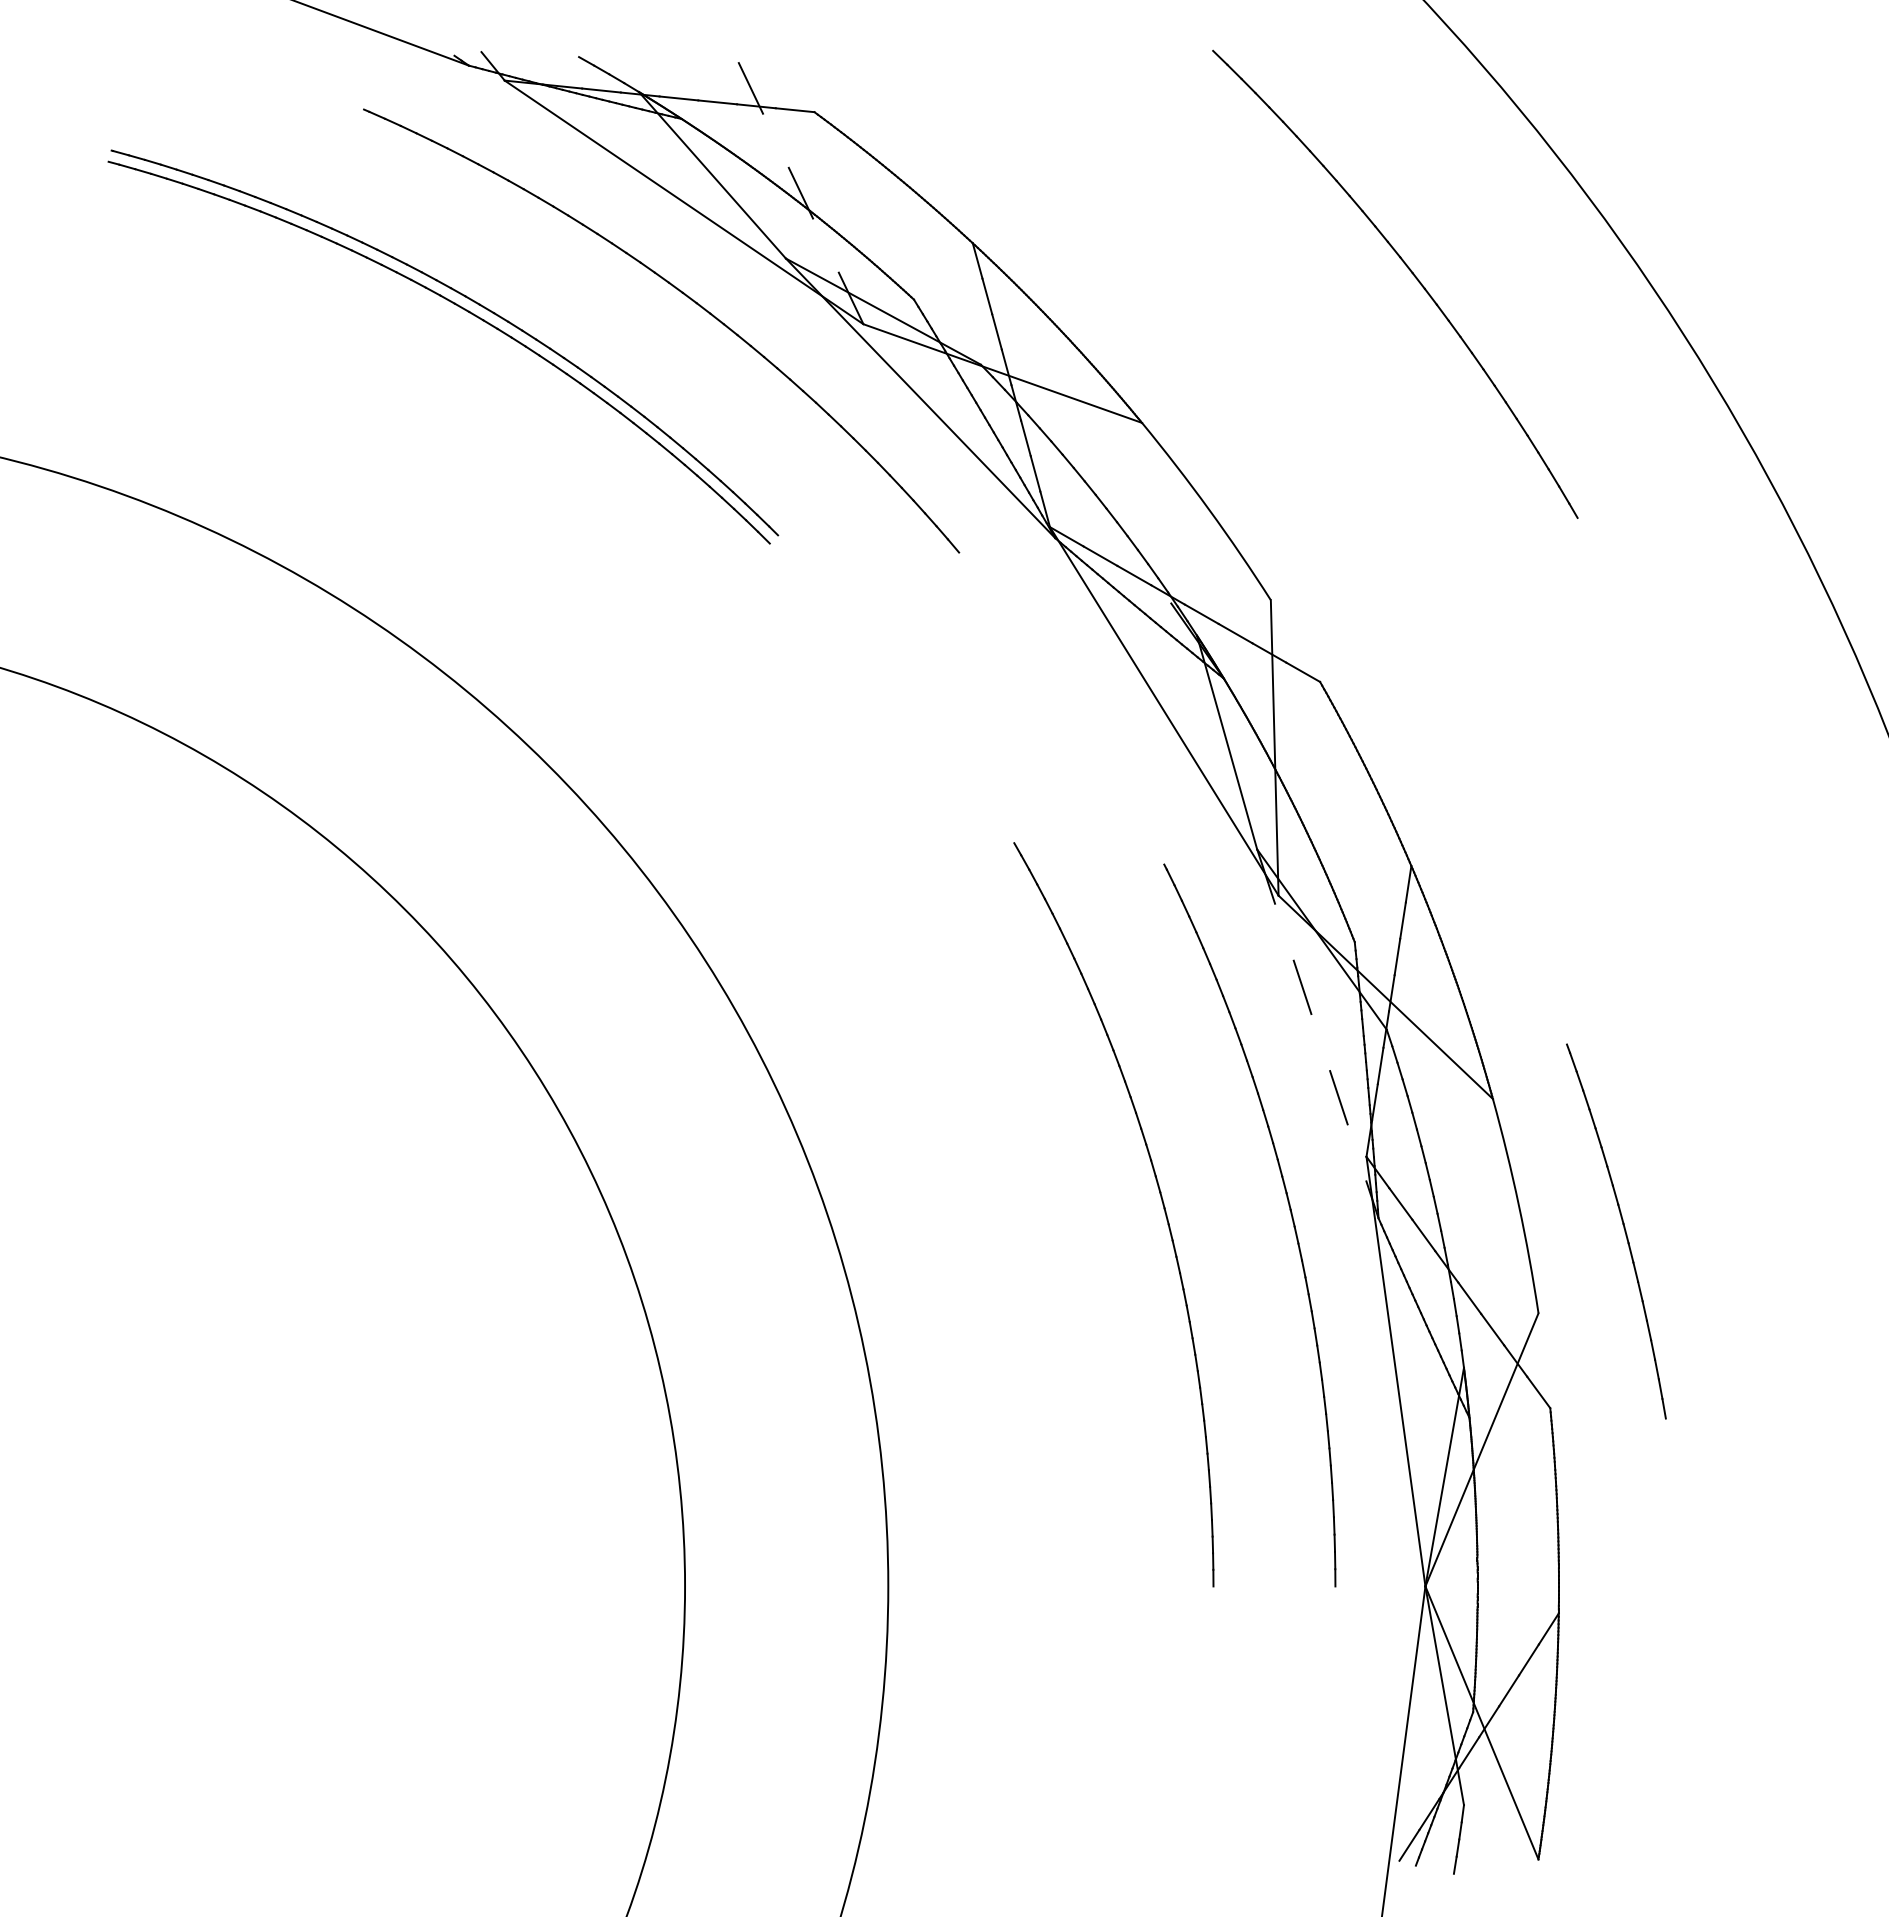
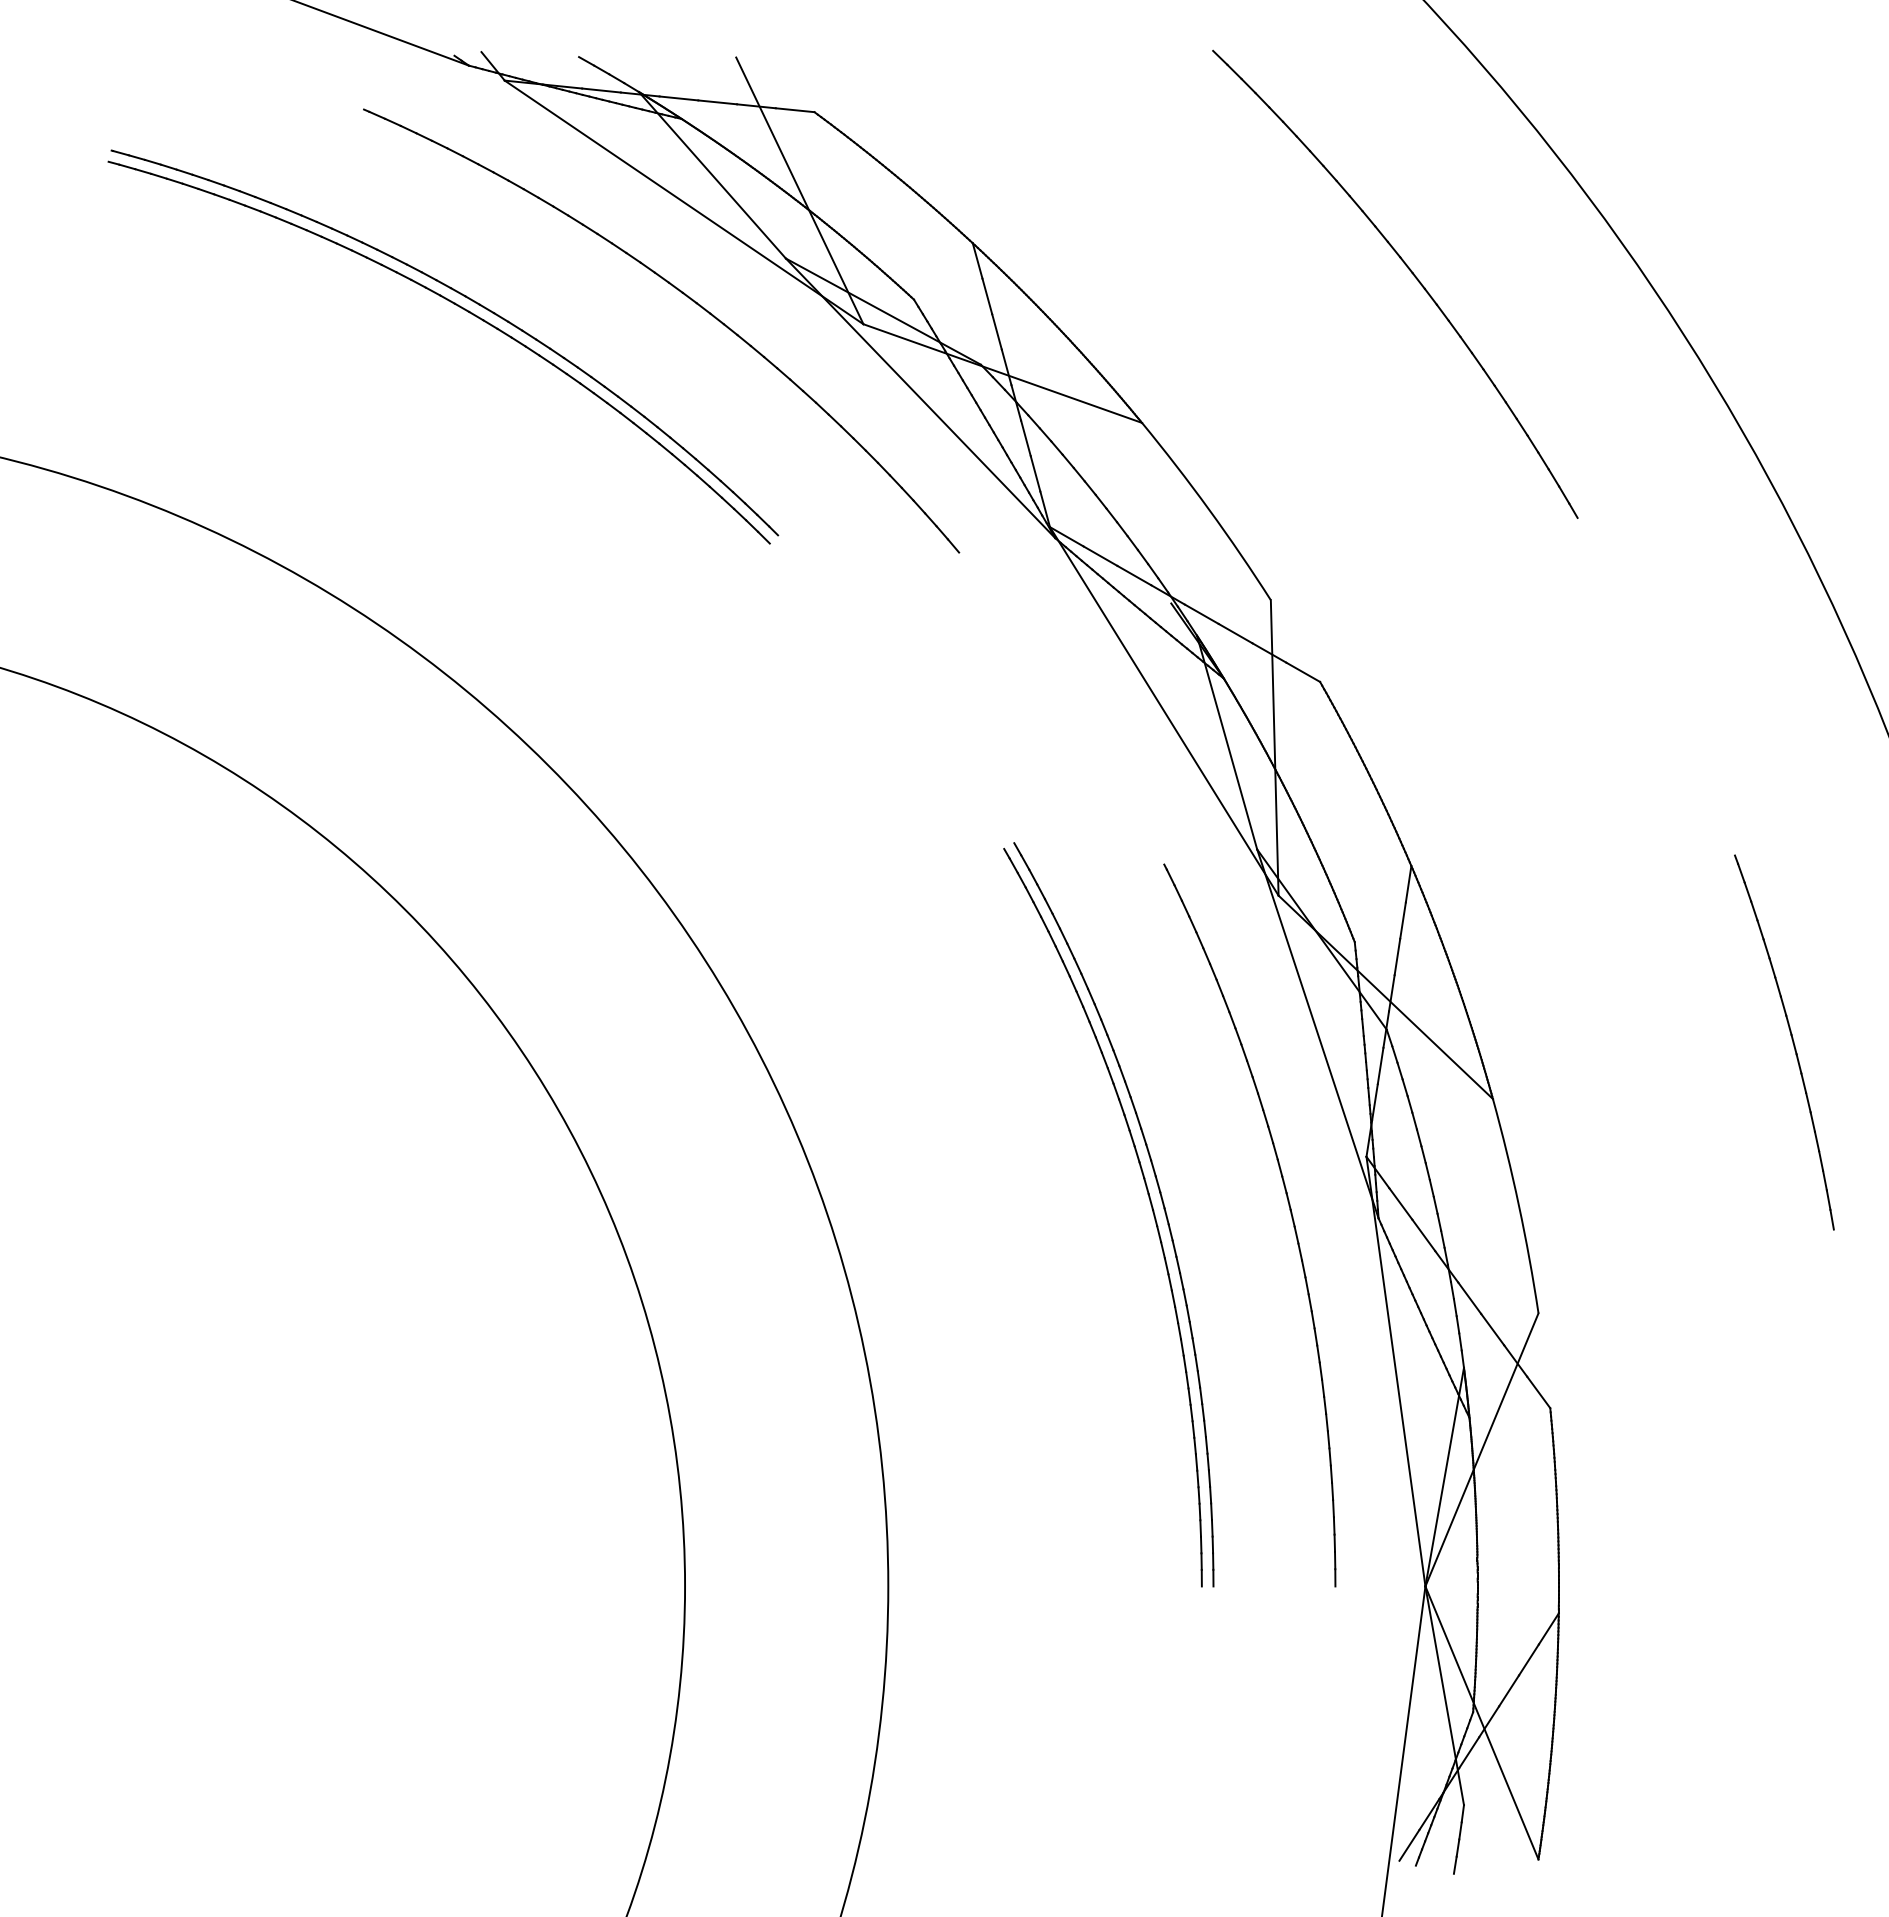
line: dashed -> solid (799, 190)
line: dashed -> solid (1318, 1034)
part: none -> present (1150, 1205)
part position: (1623, 1228) -> (1791, 1039) (1791, 1039)
